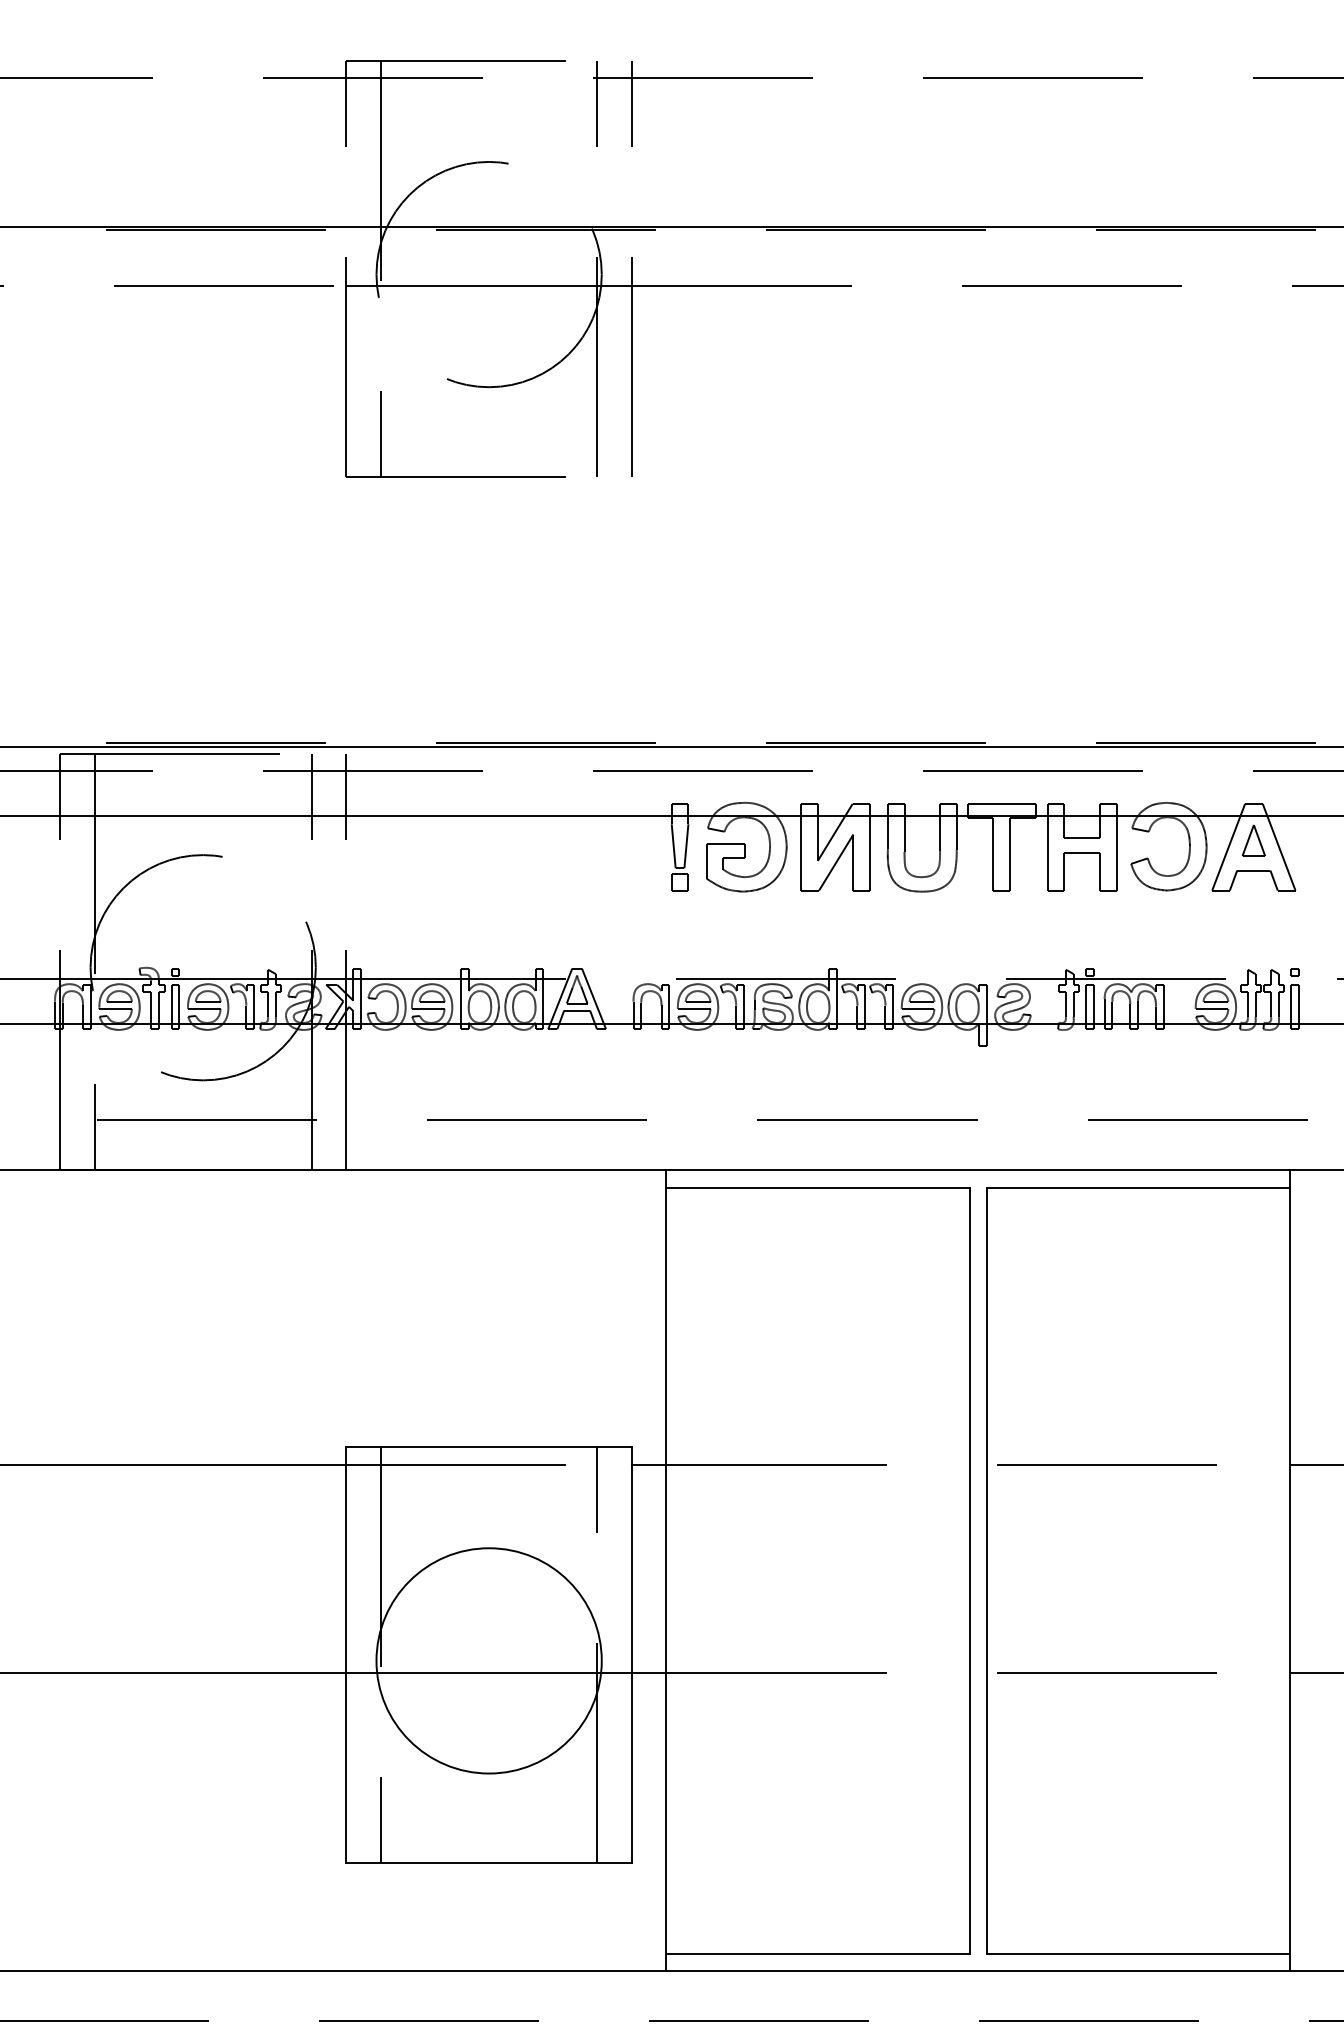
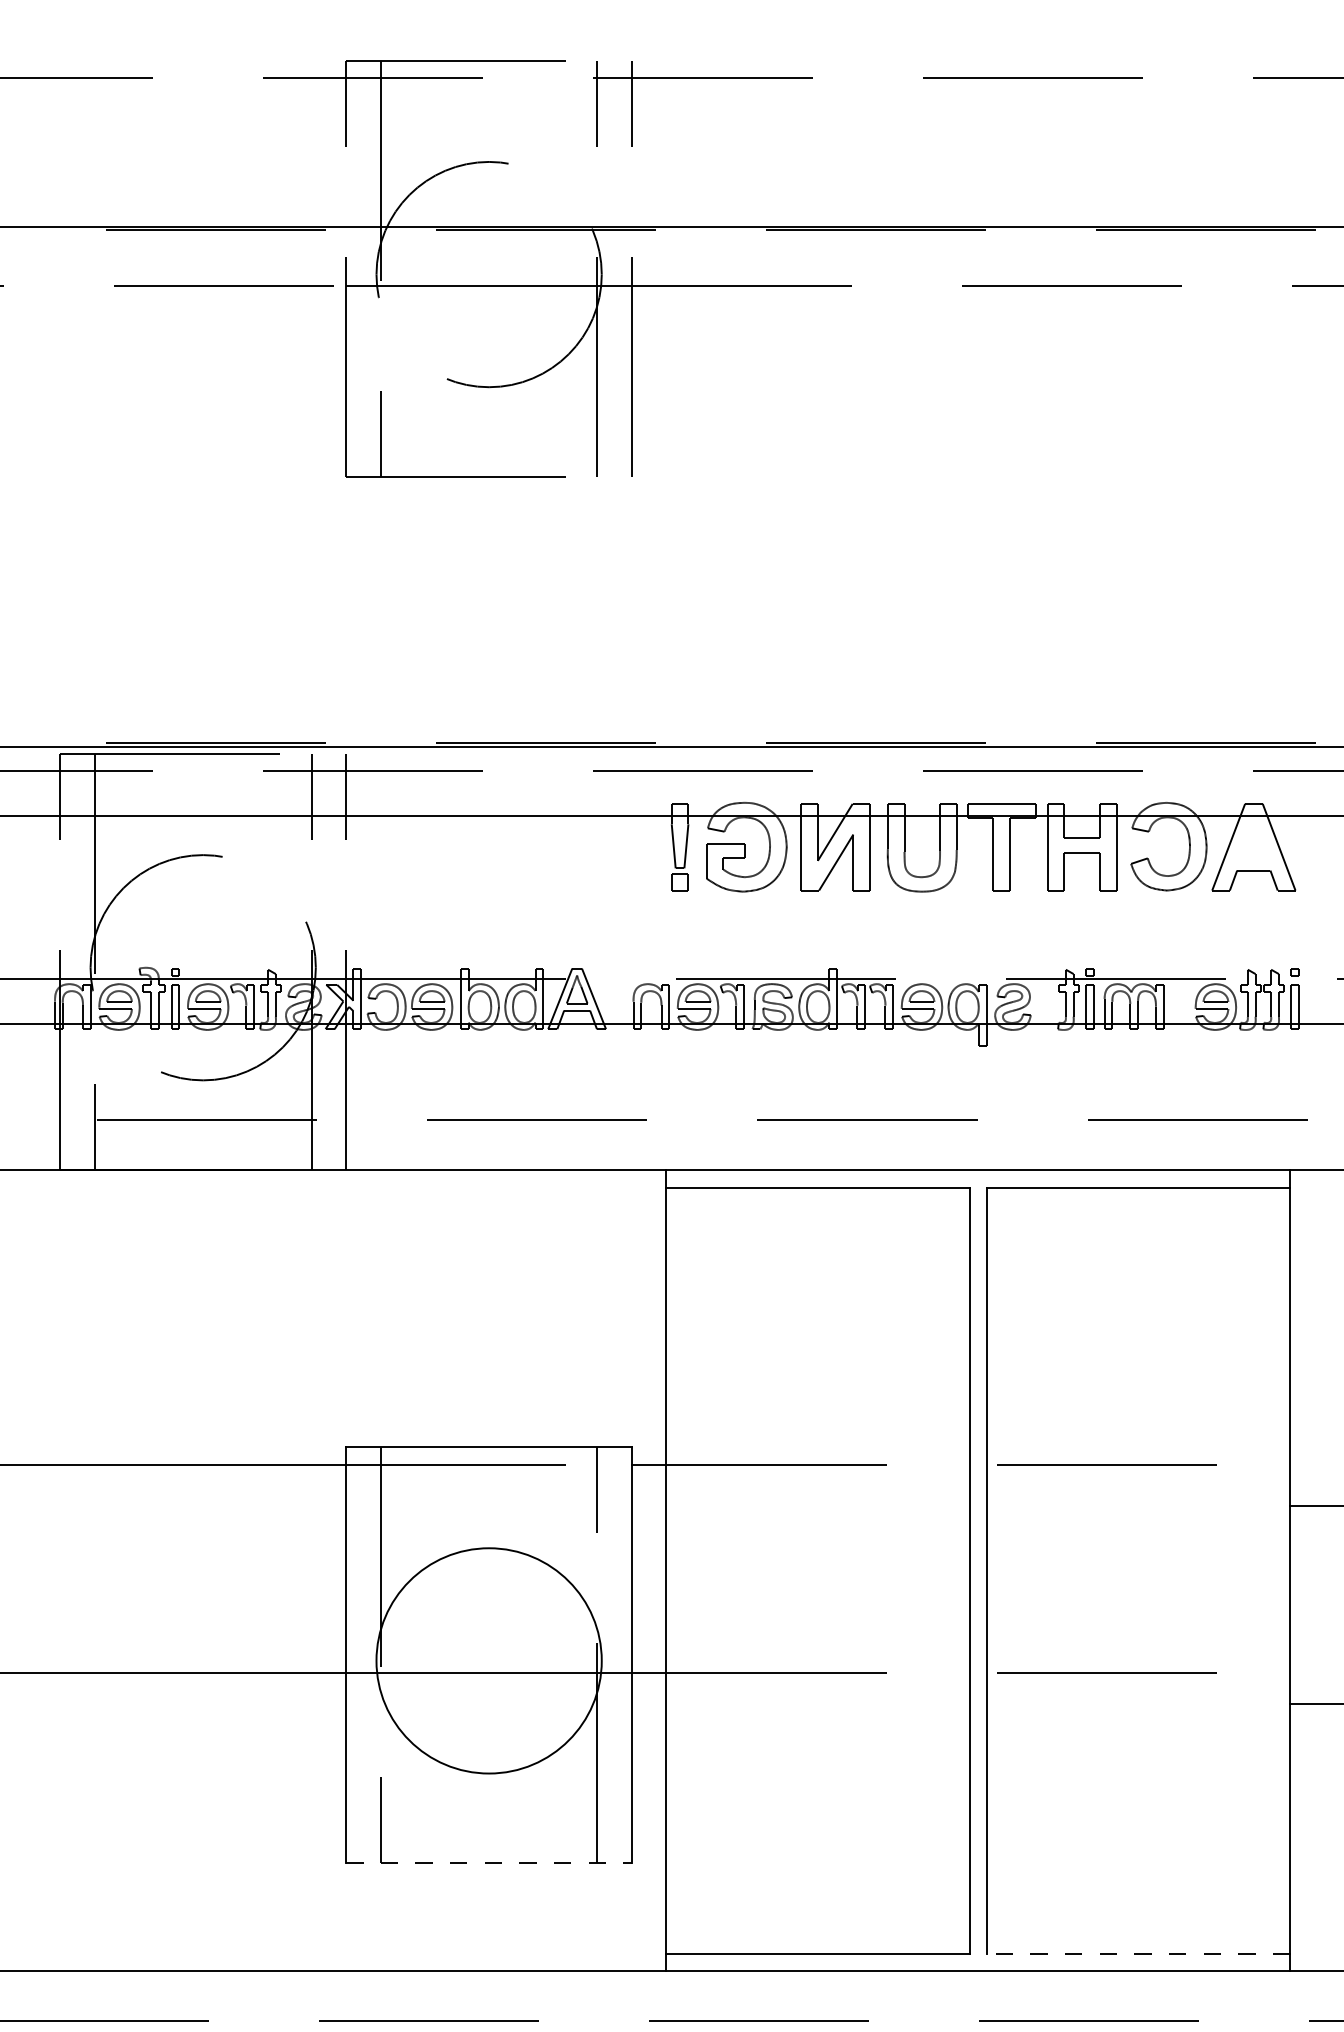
part: present -> none (1253, 840)
line position: (1315, 1464) -> (1315, 1505) (1315, 1505)
line position: (1315, 1672) -> (1315, 1703) (1315, 1703)
line: solid -> dashed (489, 1863)
line: solid -> dashed (1138, 1953)
